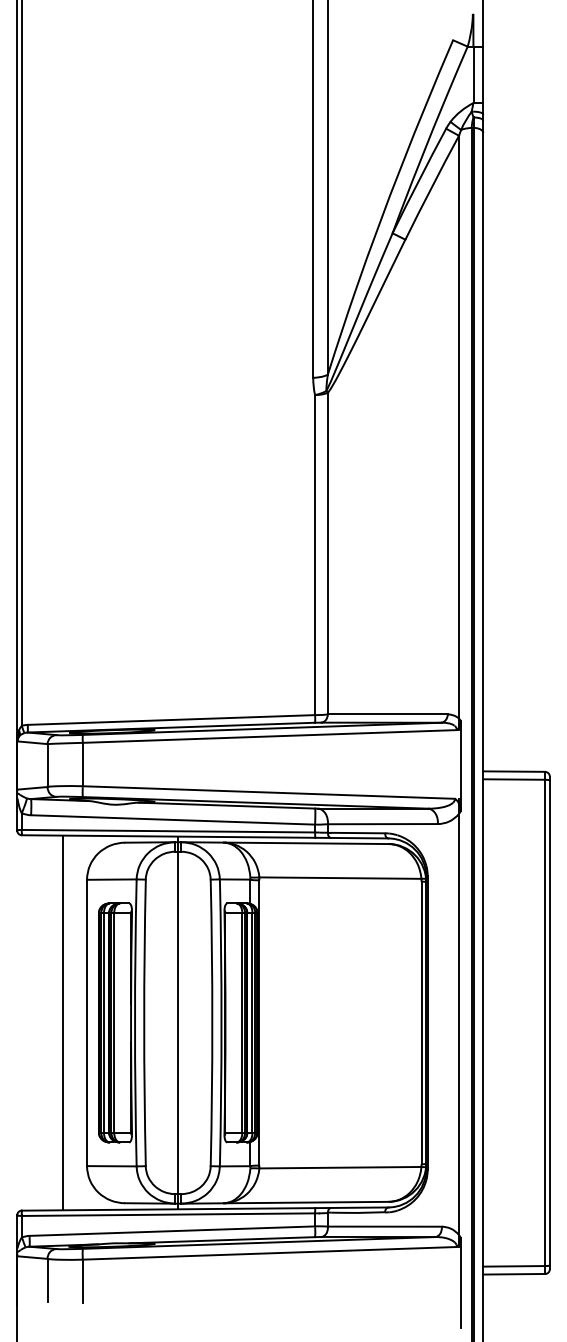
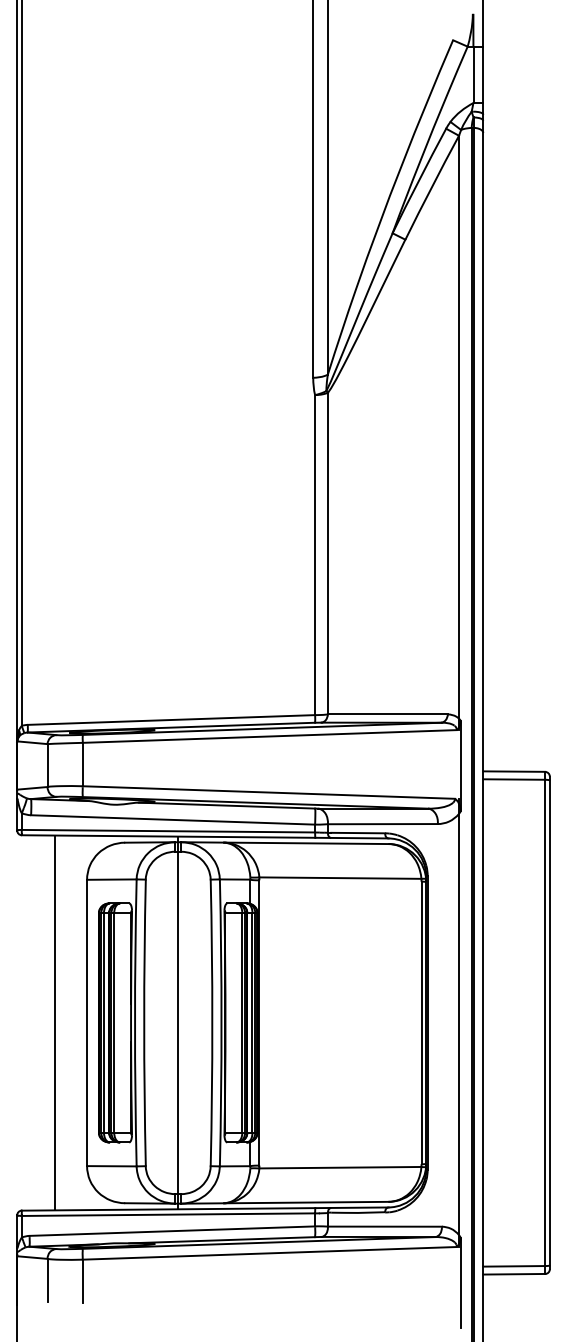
line position: (62, 1022) -> (54, 1022) (54, 1022)
